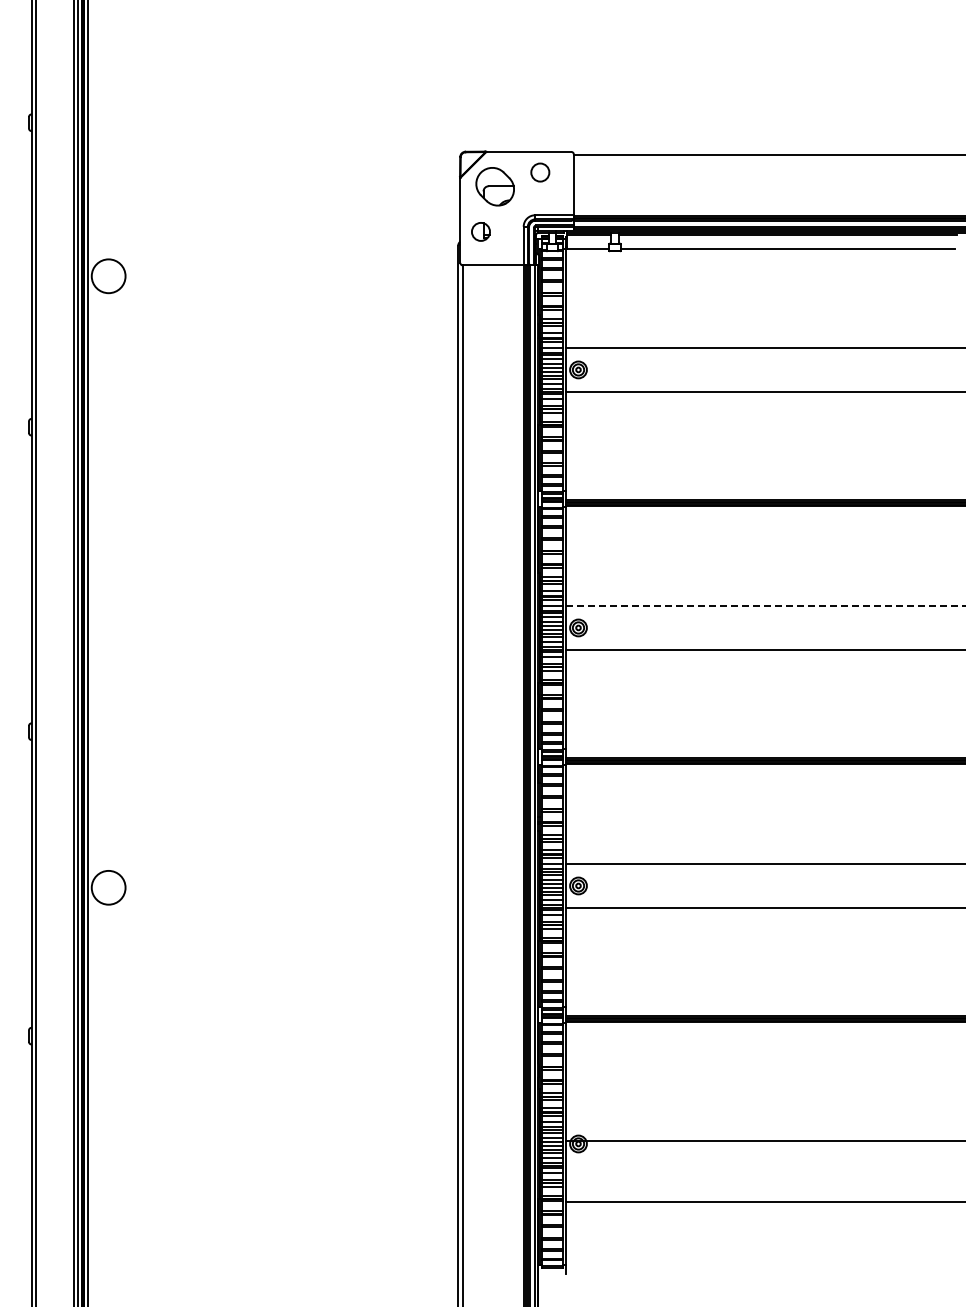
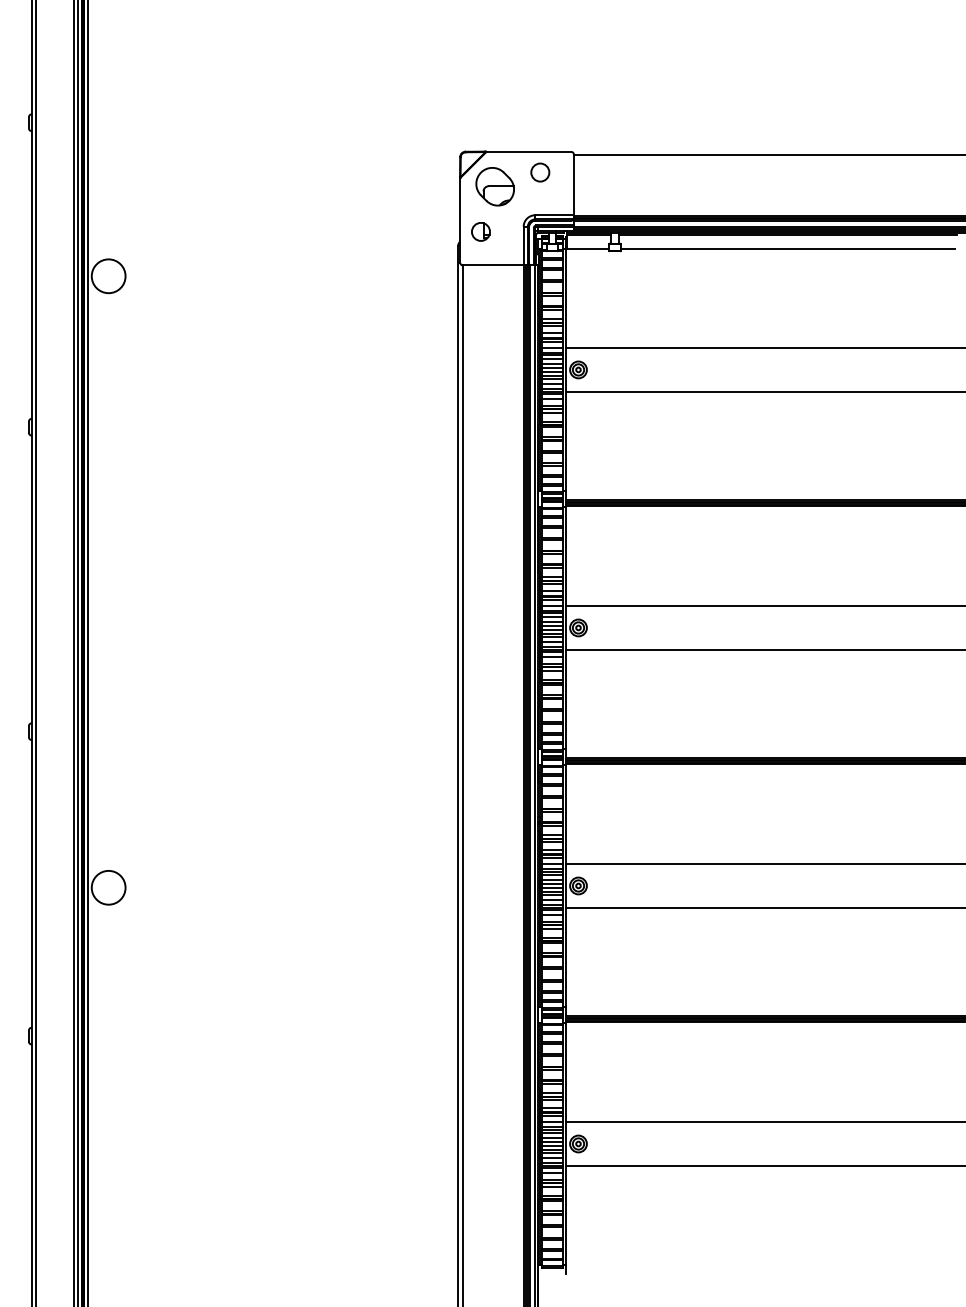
line: dashed -> solid (765, 606)
line position: (763, 1141) -> (763, 1122) (763, 1122)
line position: (763, 1201) -> (763, 1165) (763, 1165)
